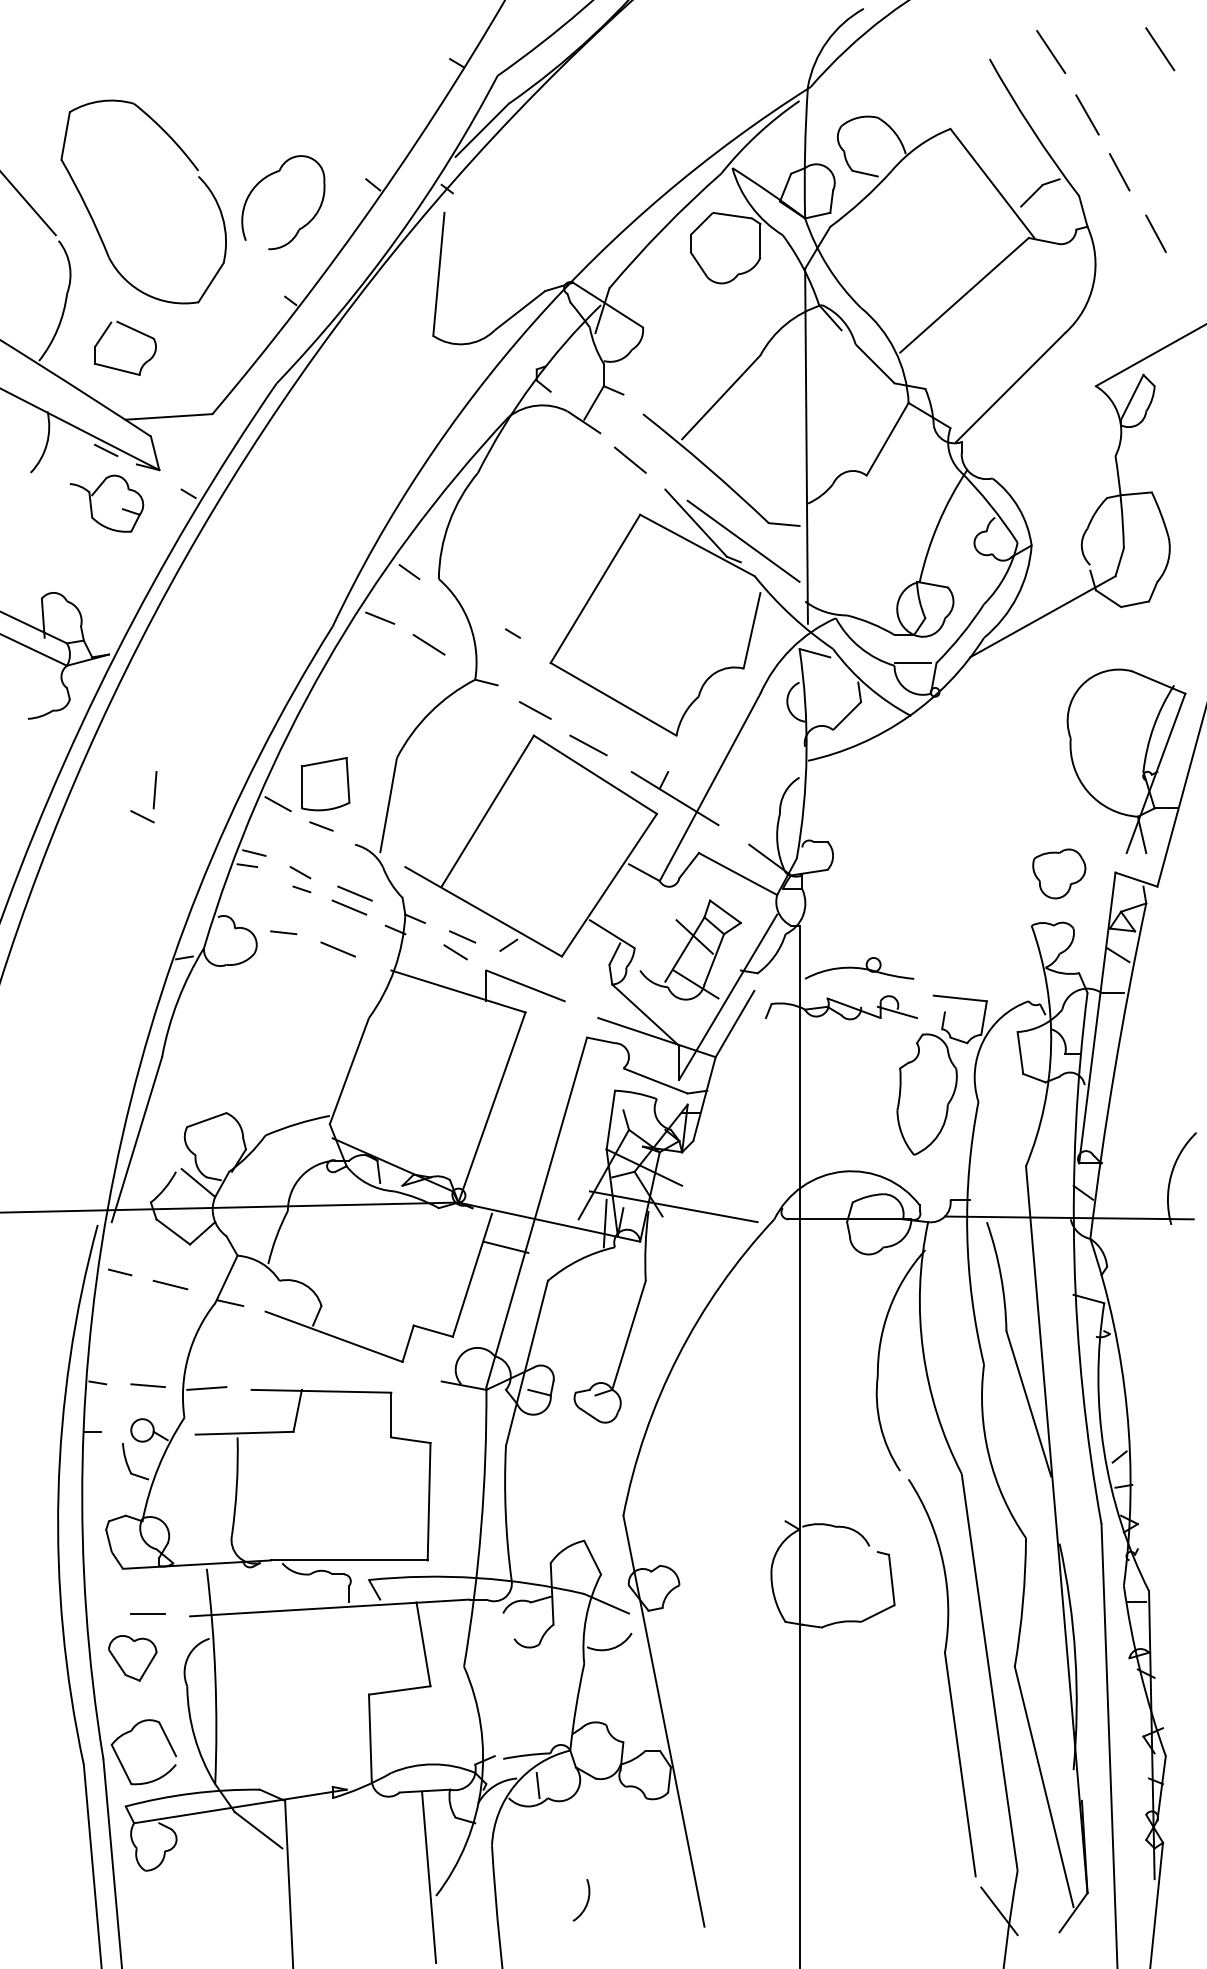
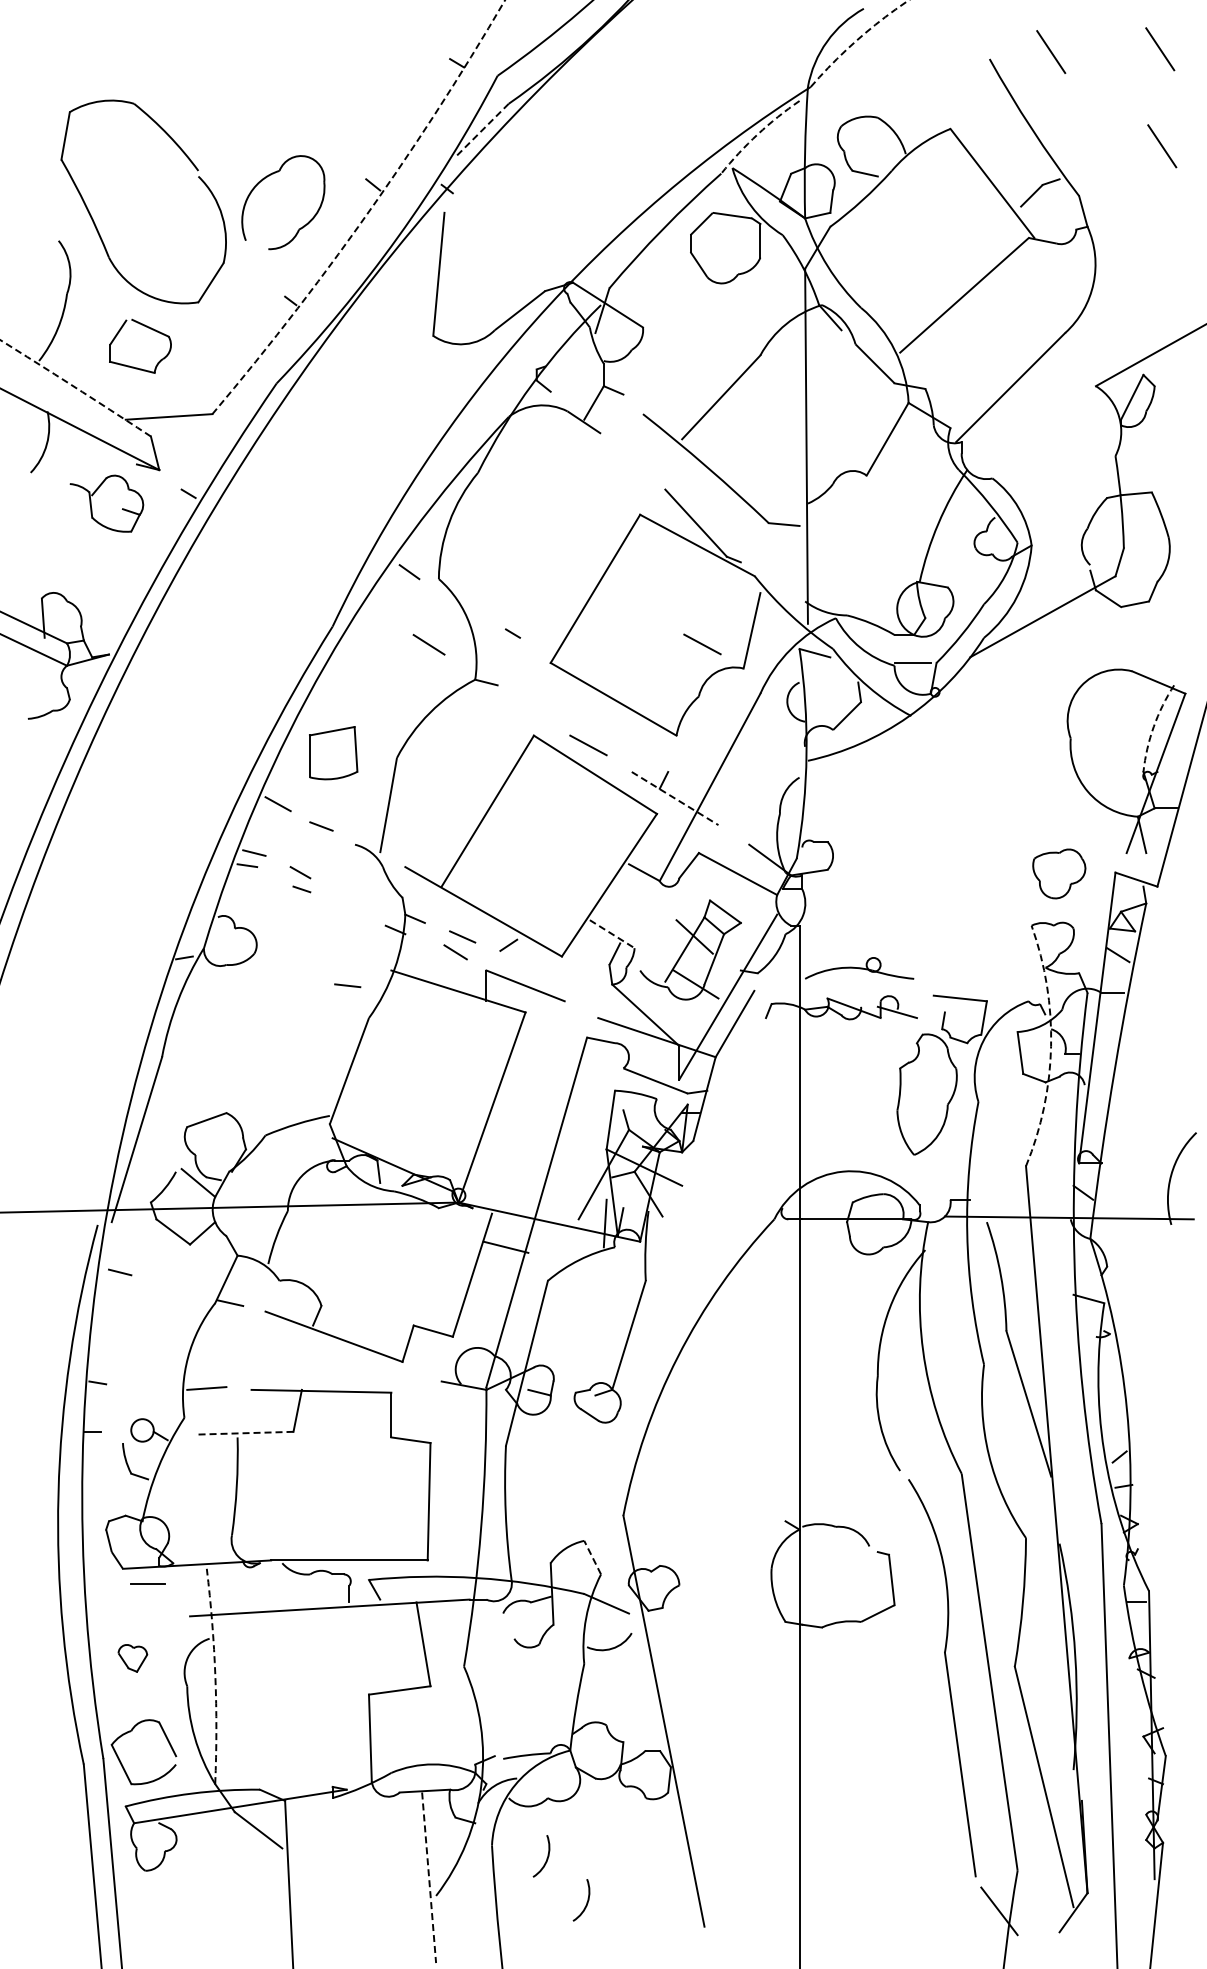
arc: solid -> dashed (856, 40)
line: present -> none (1087, 114)
line: solid -> dashed (482, 130)
arc: solid -> dashed (757, 134)
line: none -> present (1162, 146)
line: present -> none (1119, 172)
line: present -> none (28, 204)
arc: solid -> dashed (367, 213)
line: present -> none (1155, 233)
part position: (133, 330) -> (148, 328) (148, 328)
arc: solid -> dashed (76, 388)
line: present -> none (106, 450)
line: present -> none (630, 459)
line: present -> none (743, 540)
line: present -> none (380, 617)
line: none -> present (702, 644)
line: present -> none (534, 710)
arc: solid -> dashed (1153, 726)
part position: (325, 784) -> (333, 753) (333, 753)
line: present -> none (154, 790)
line: solid -> dashed (675, 798)
line: present -> none (142, 816)
line: present -> none (354, 893)
line: present -> none (349, 907)
line position: (283, 932) -> (347, 985) (347, 985)
line: solid -> dashed (612, 934)
line: present -> none (338, 949)
arc: solid -> dashed (1051, 1046)
line: present -> none (673, 1206)
line: present -> none (170, 1284)
line: present -> none (147, 1385)
line: solid -> dashed (244, 1433)
line: solid -> dashed (592, 1557)
line position: (147, 1613) -> (147, 1583) (147, 1583)
part size: 50x47 px -> 32x29 px (132, 1658)
arc: solid -> dashed (215, 1676)
line: present -> none (537, 1785)
arc: none -> present (546, 1858)
line: solid -> dashed (429, 1877)
